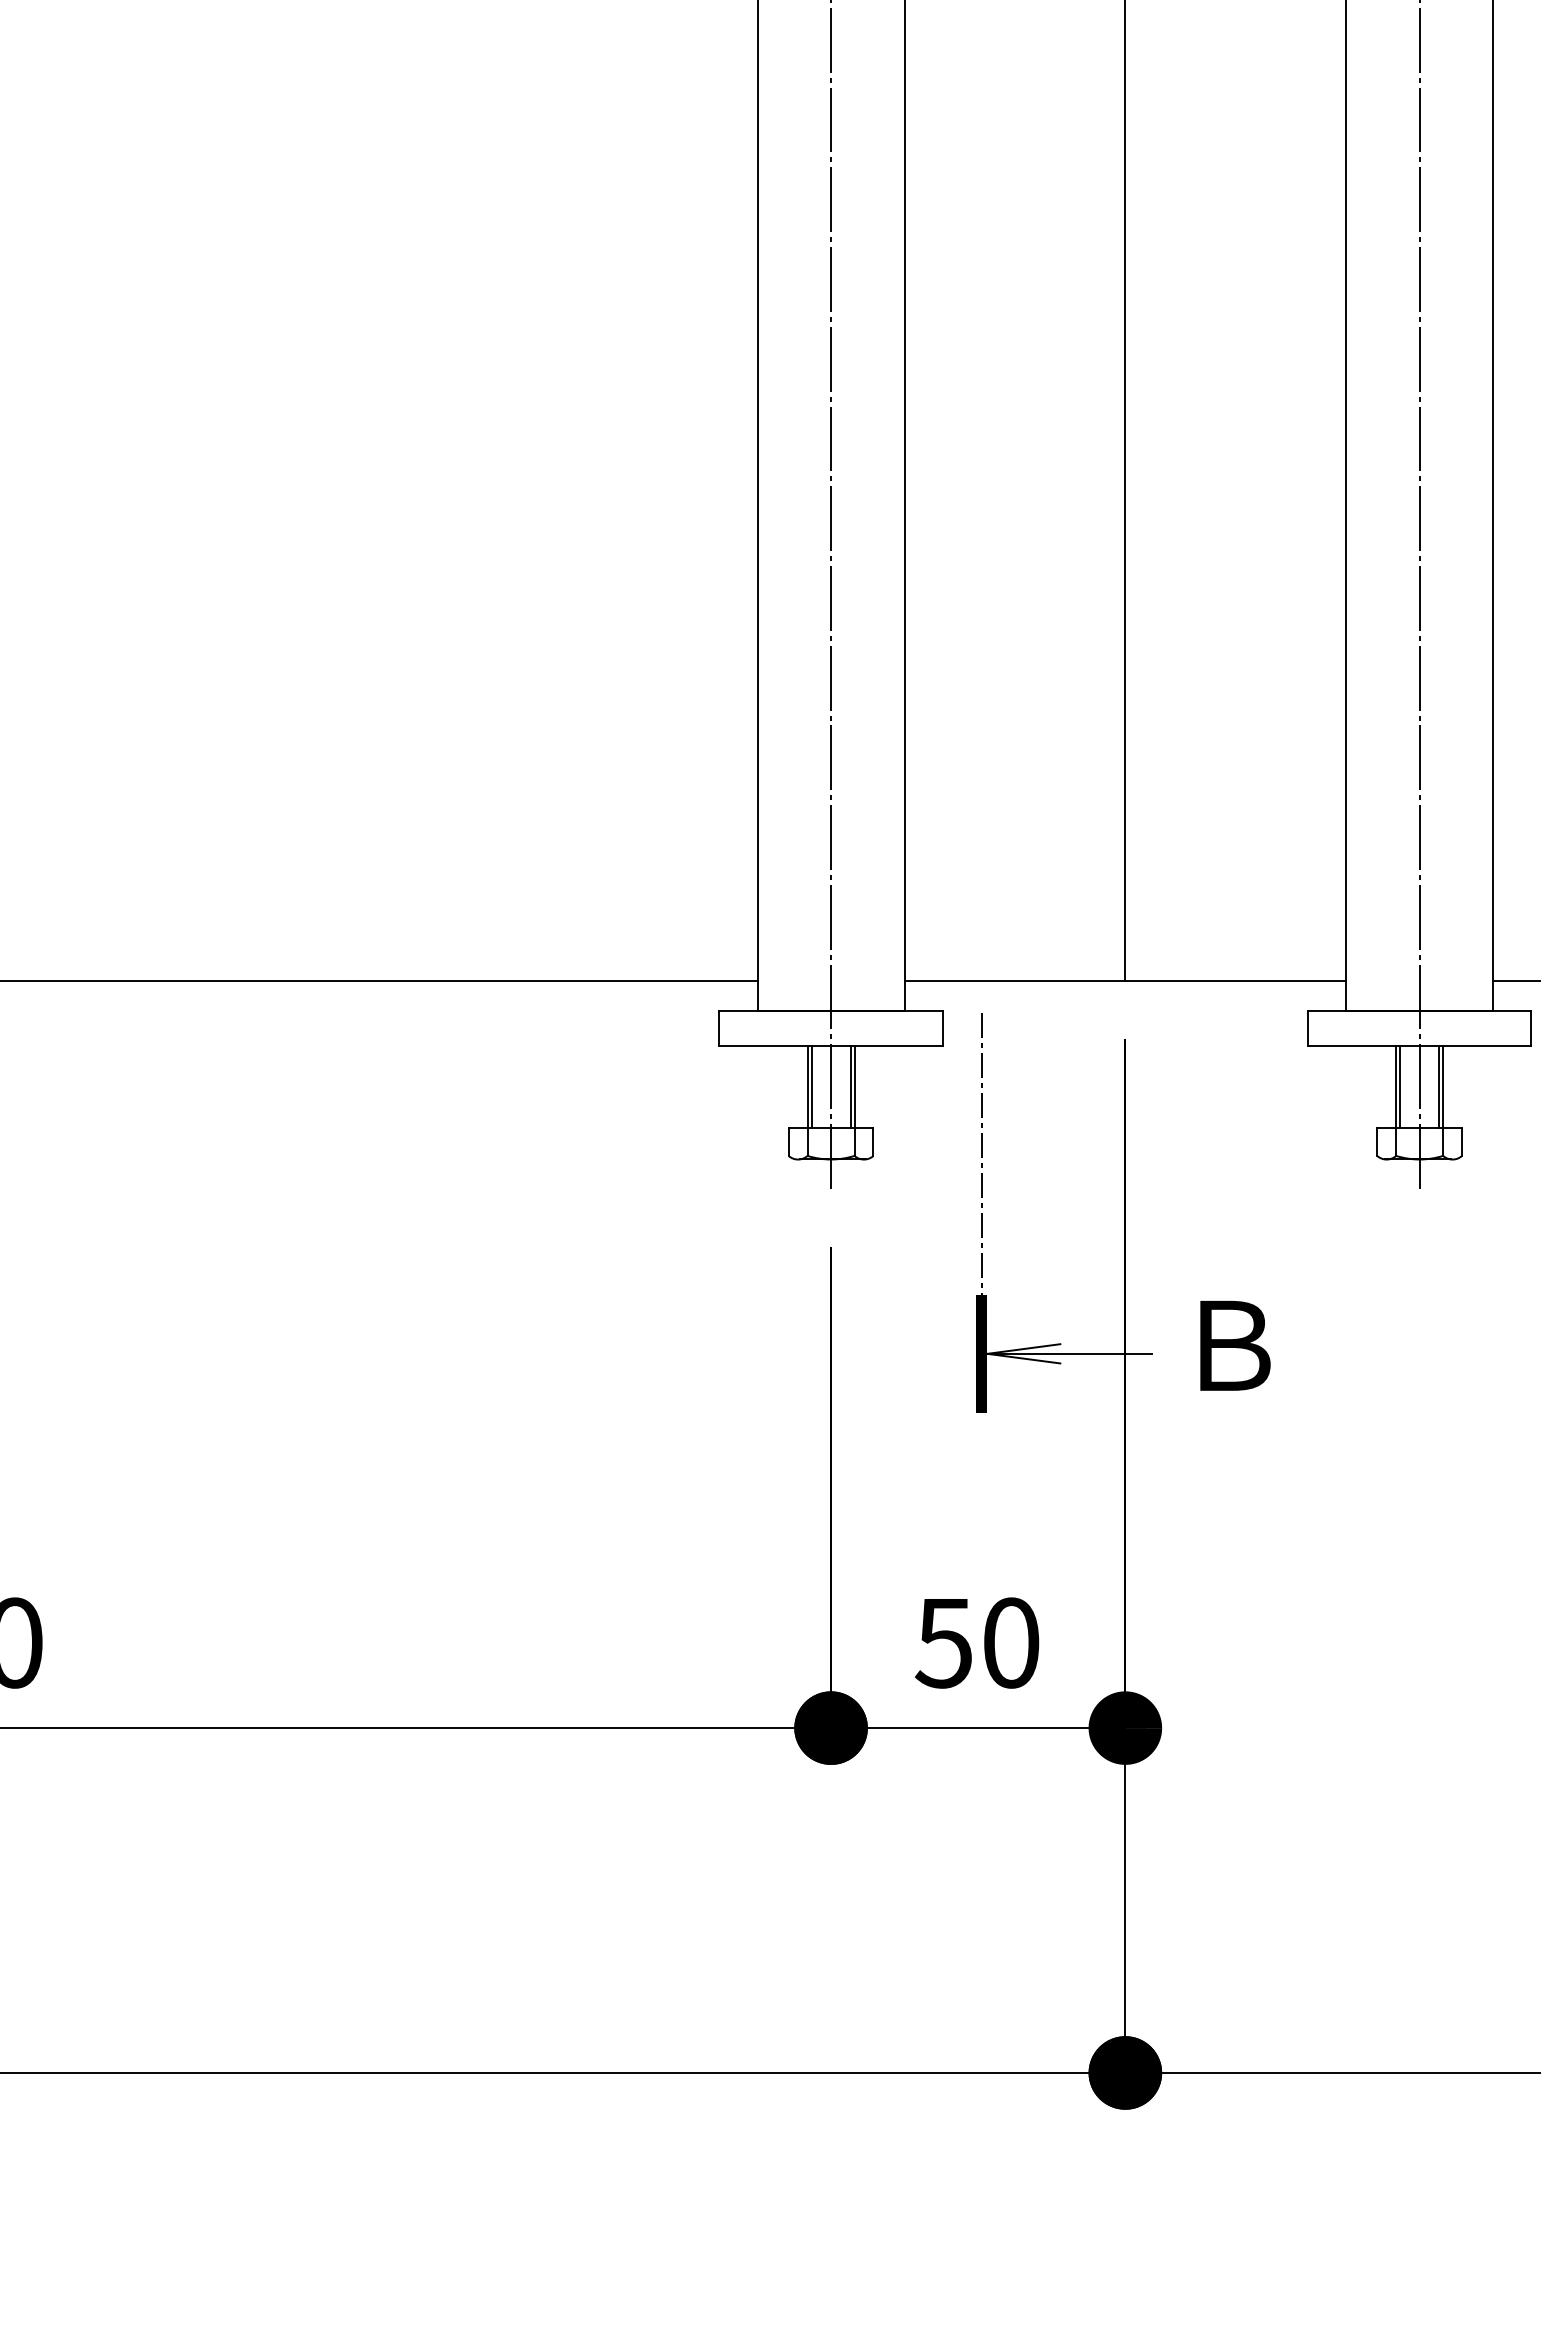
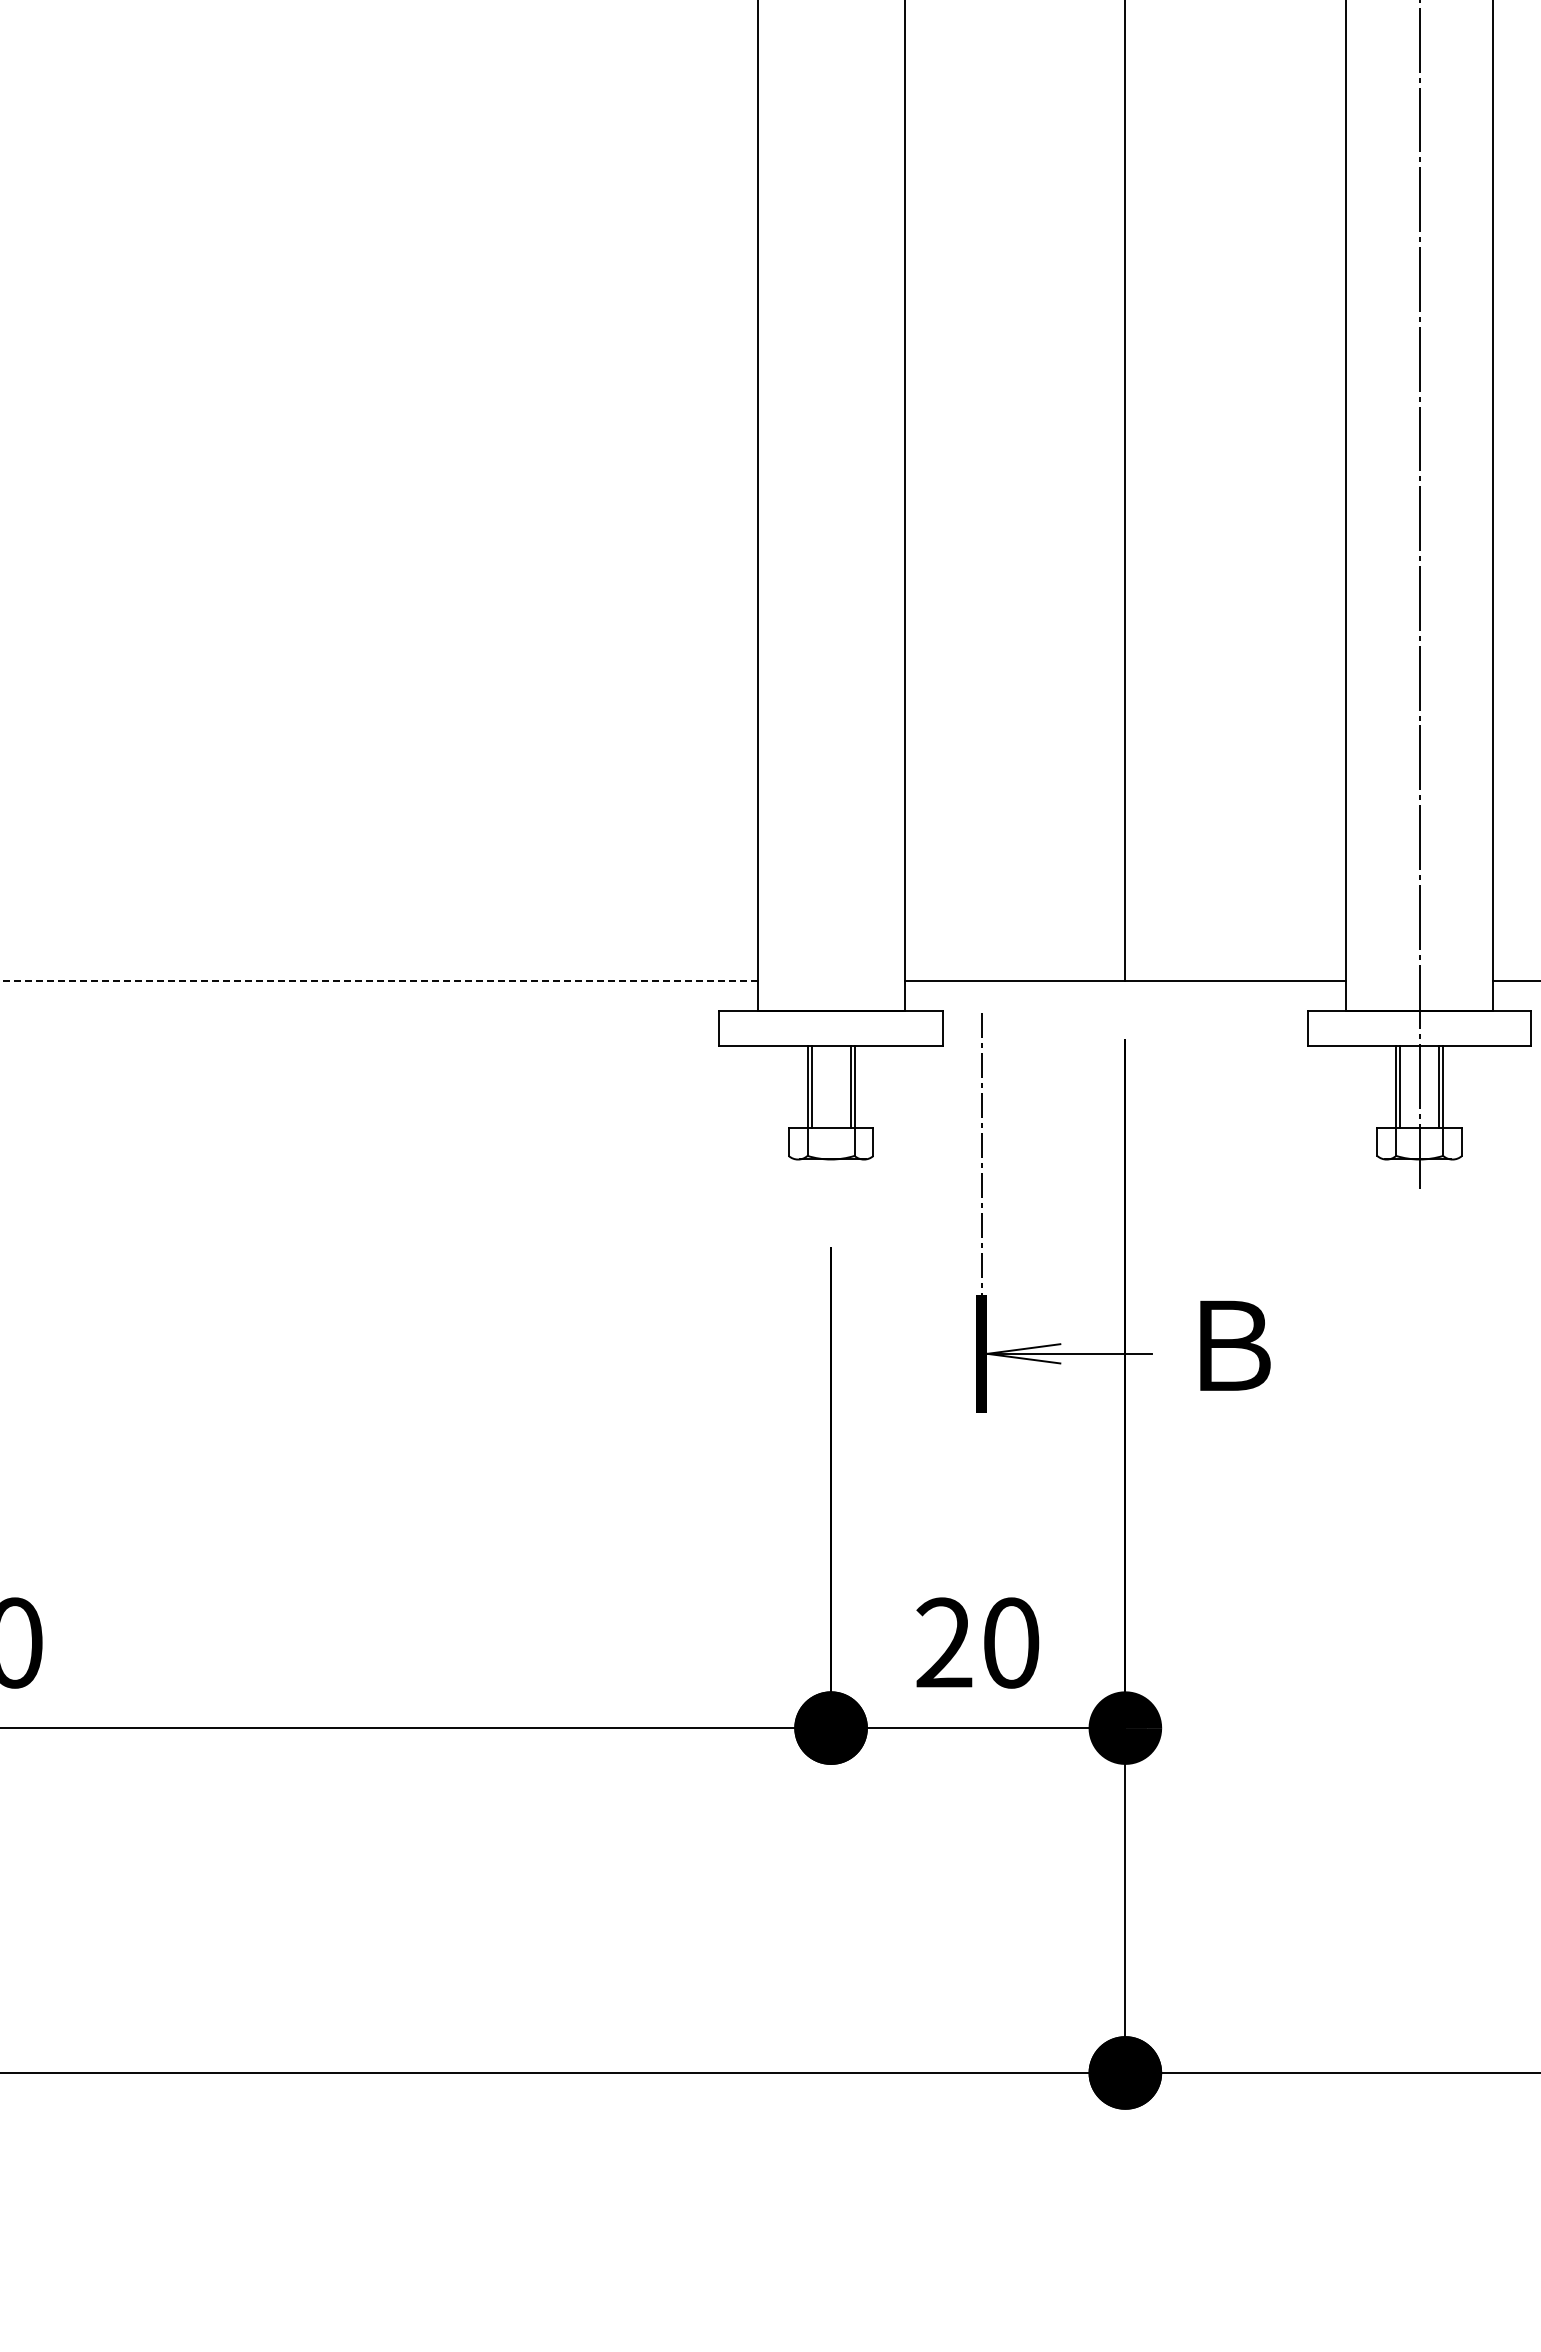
line: present -> none (831, 595)
line: solid -> dashed (378, 981)
text: 50 -> 20 (943, 1642)
